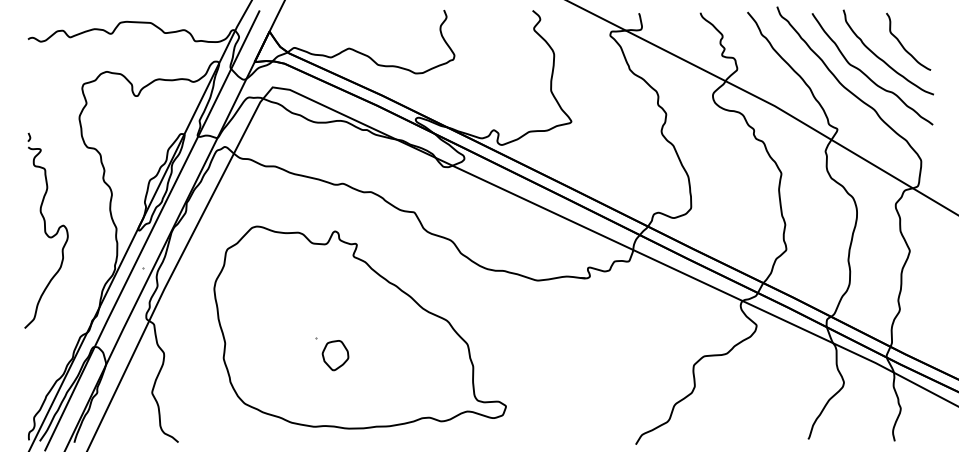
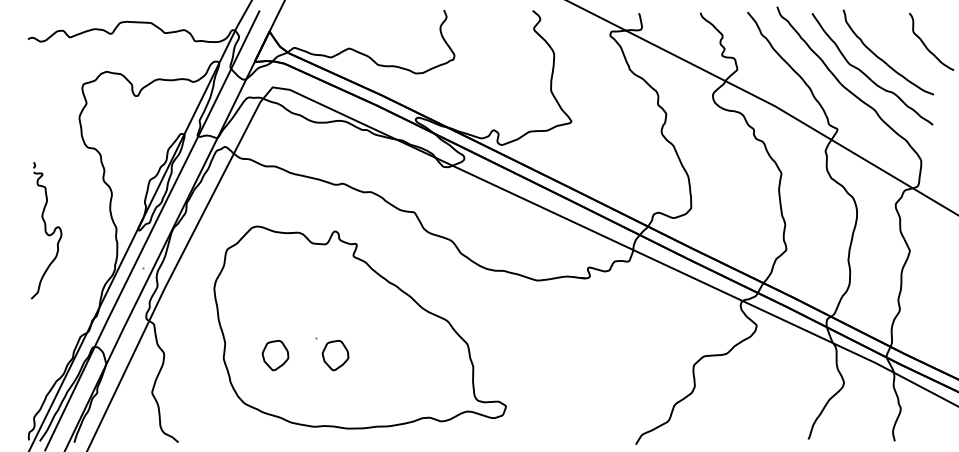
curve position: (903, 45) -> (926, 45) (926, 45)
part size: 45x197 px -> 33x138 px (46, 230)
part: none -> present (275, 355)
